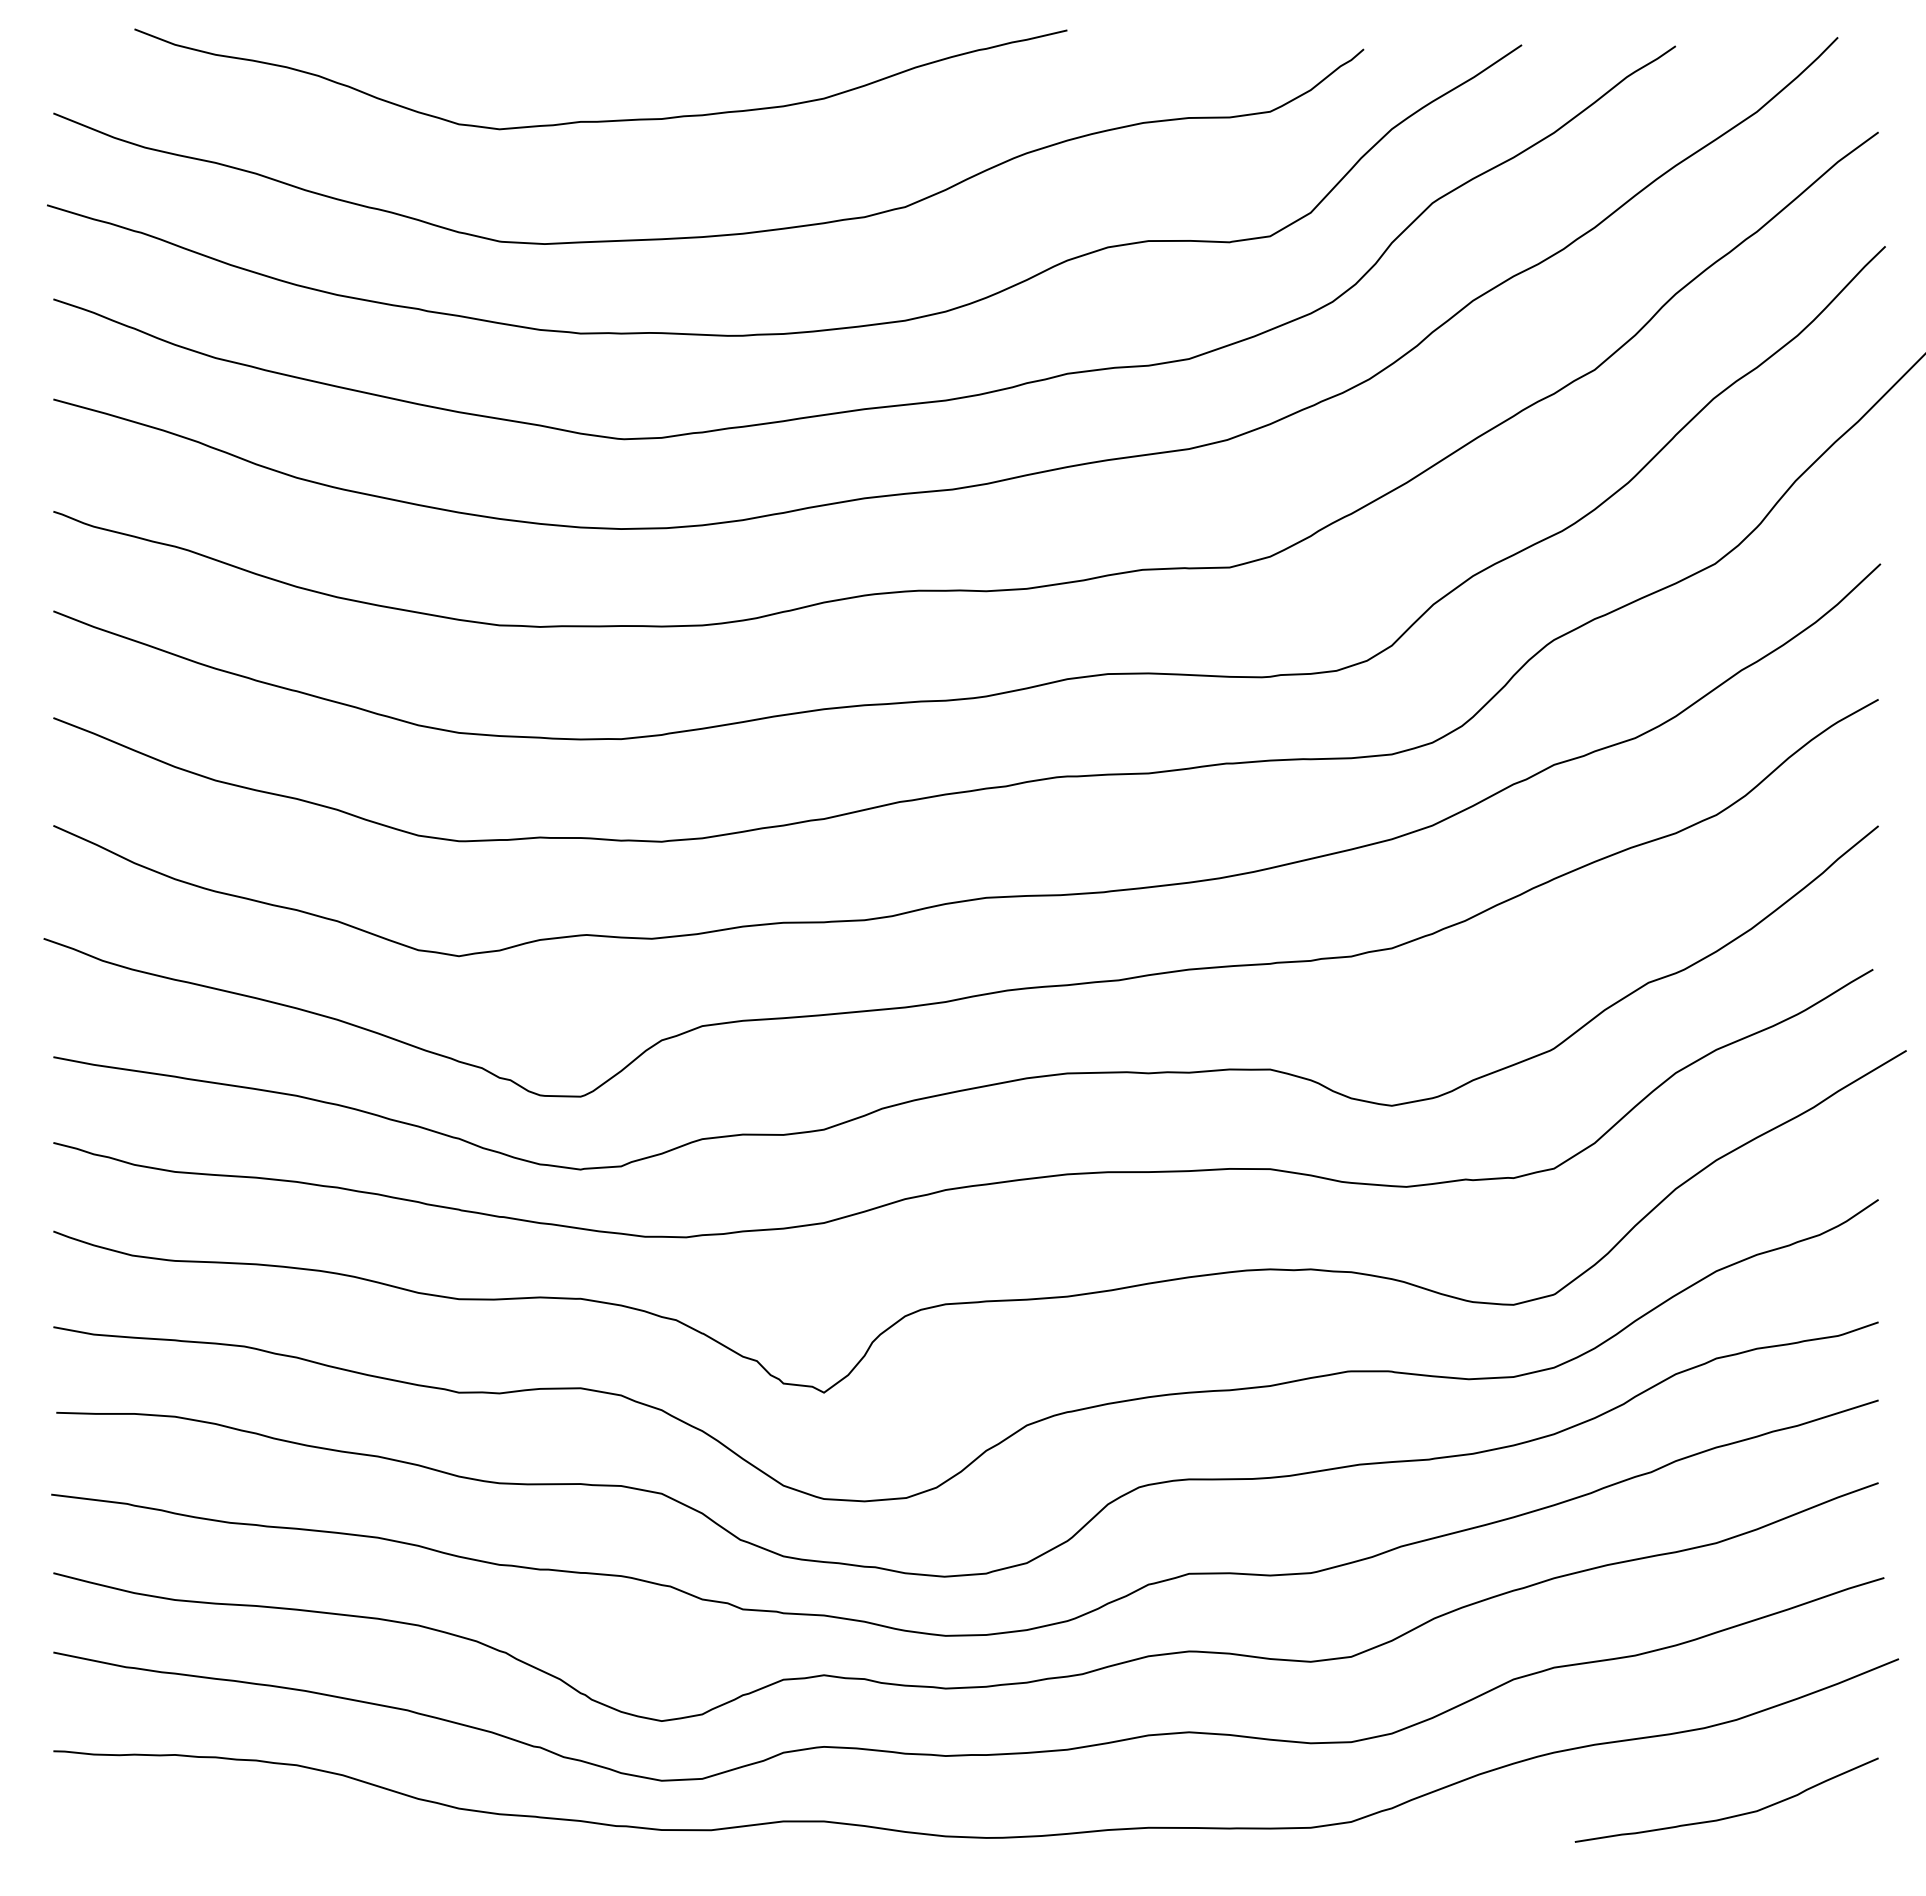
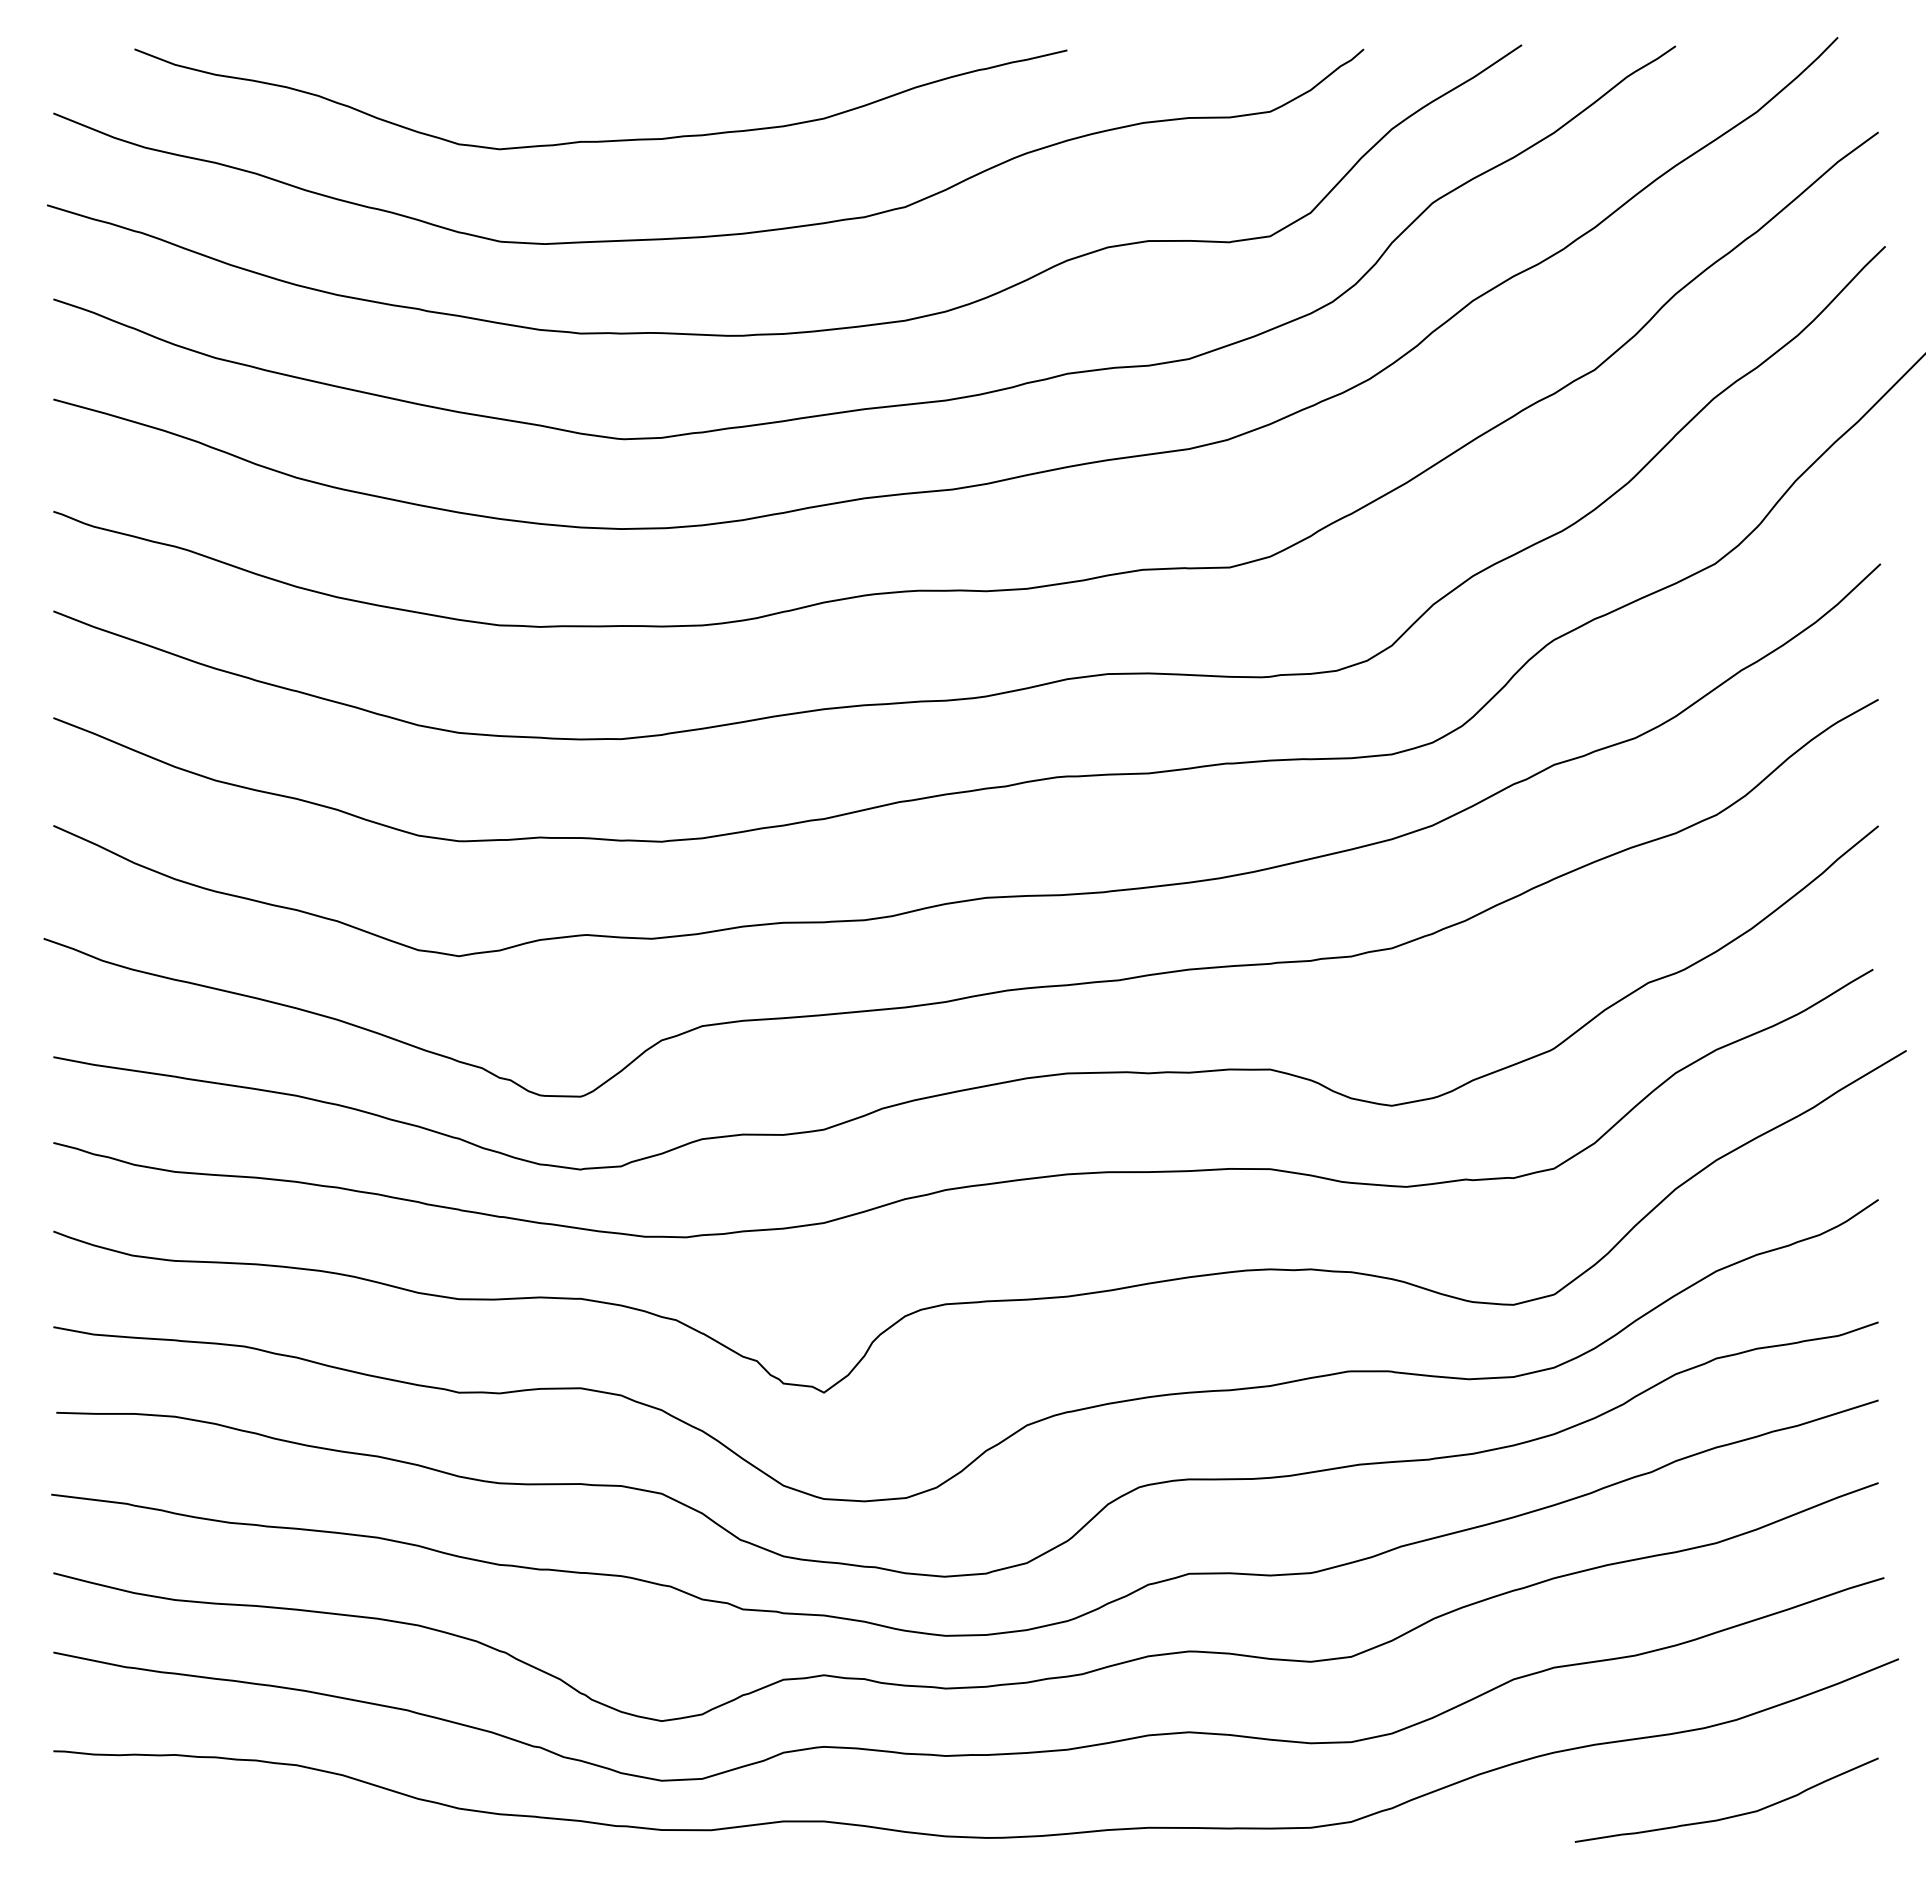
curve position: (600, 120) -> (600, 140) (600, 140)
